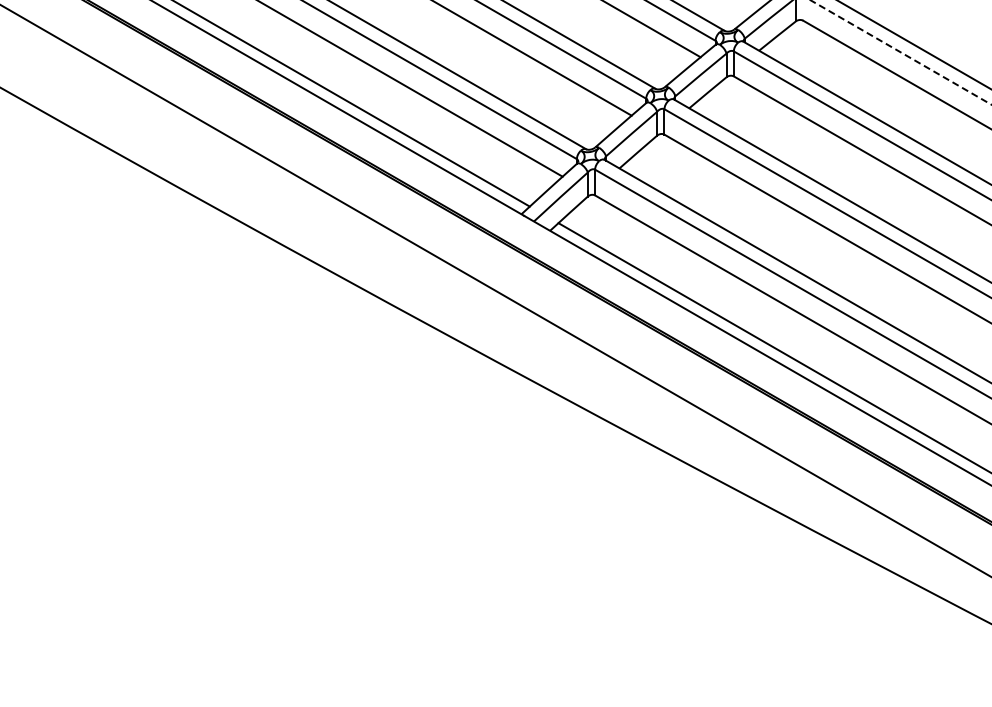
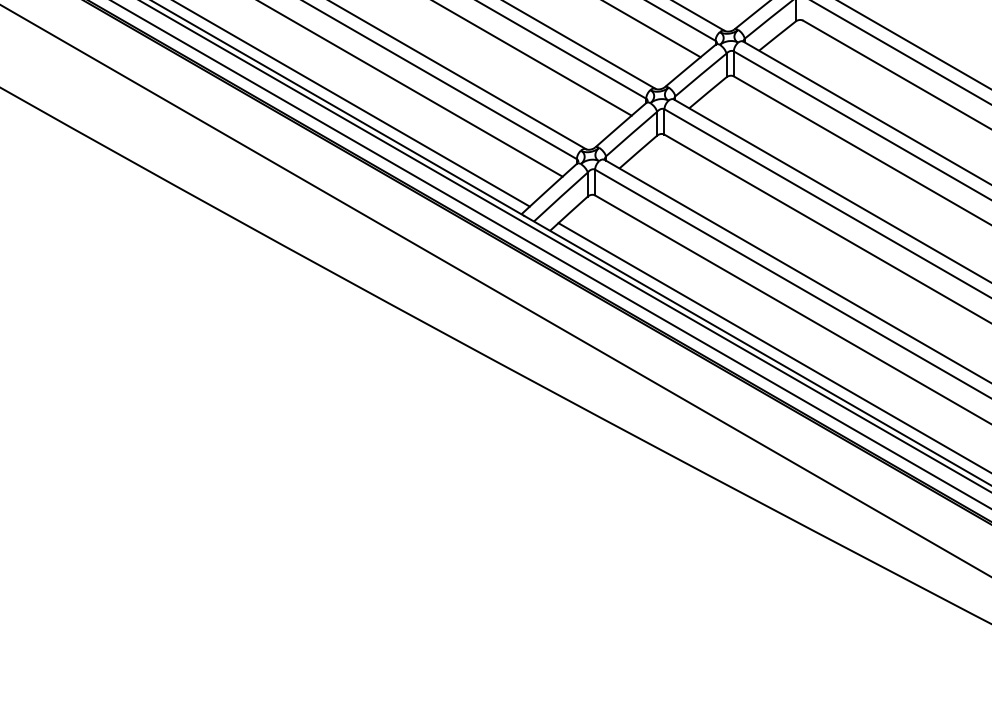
line: dashed -> solid (900, 52)
line: none -> present (565, 246)
line: none -> present (550, 254)
